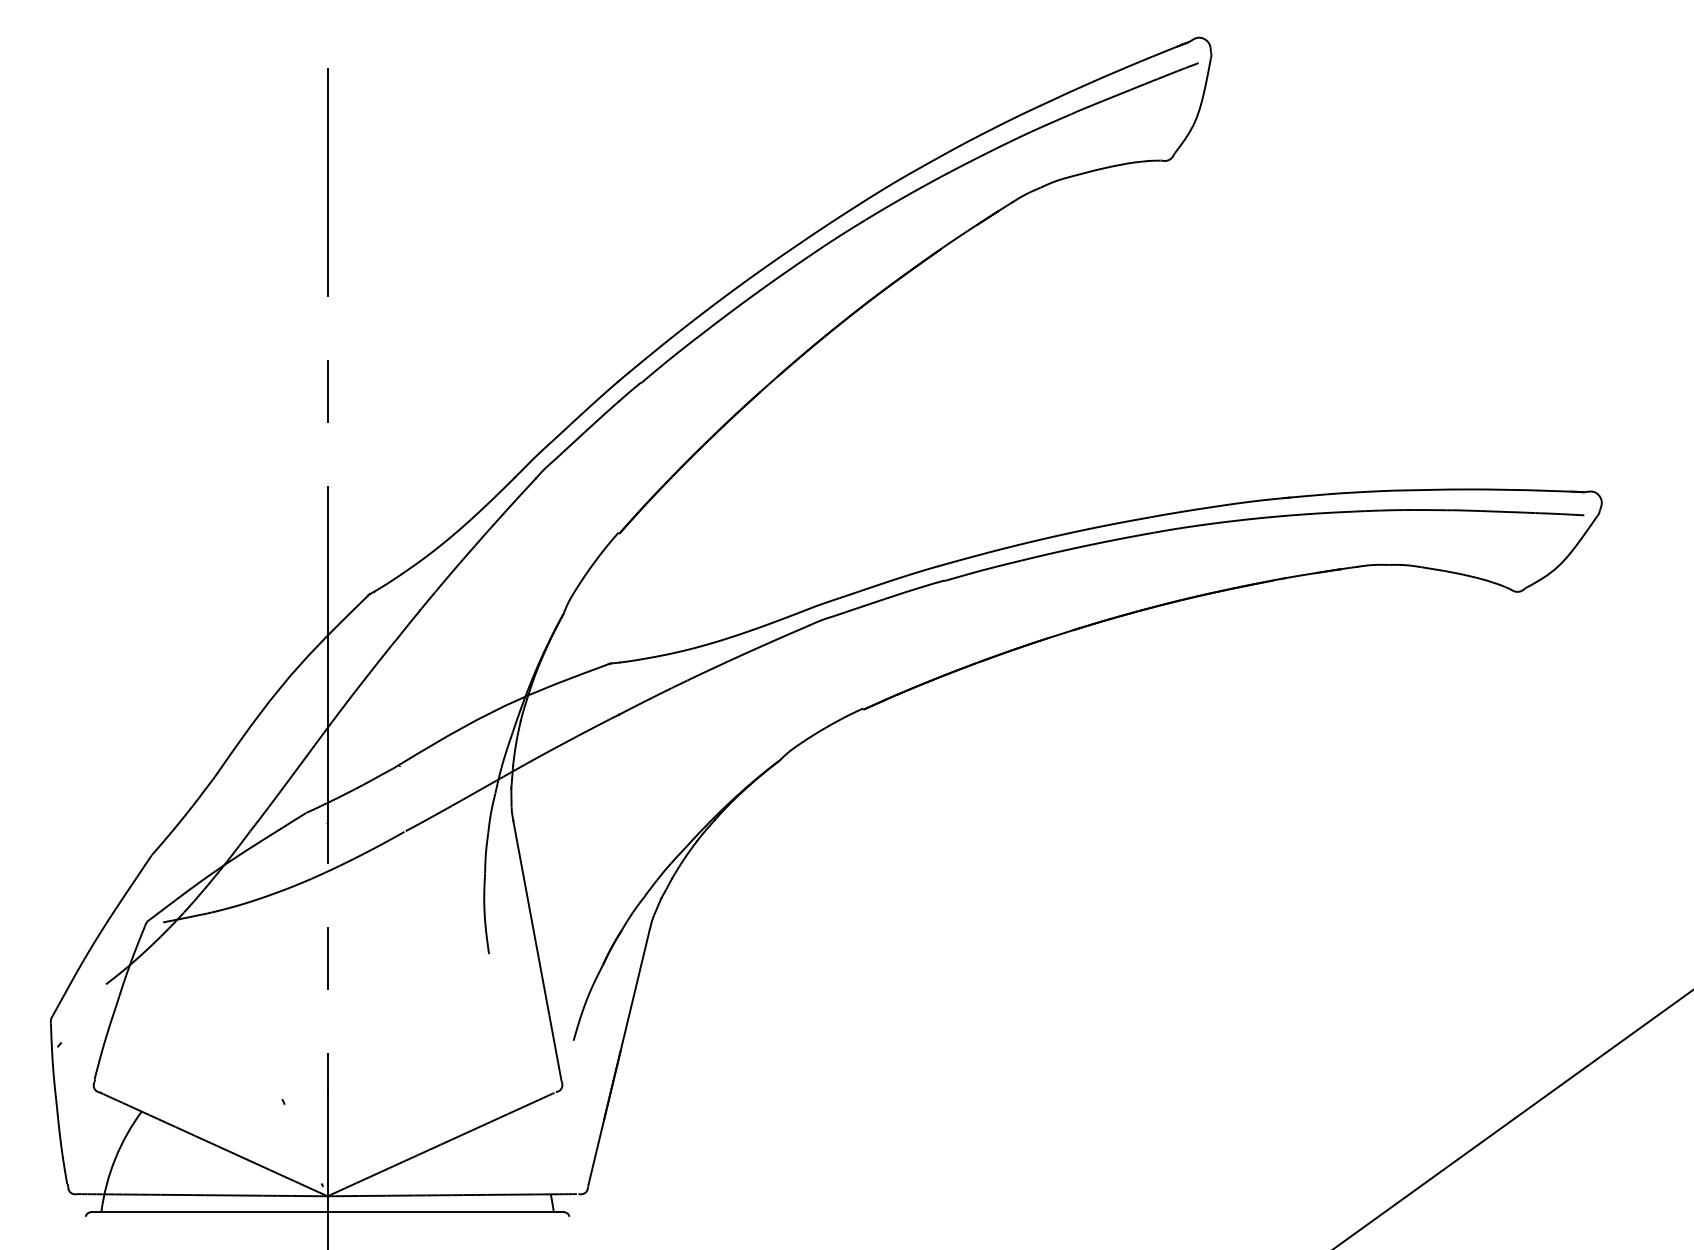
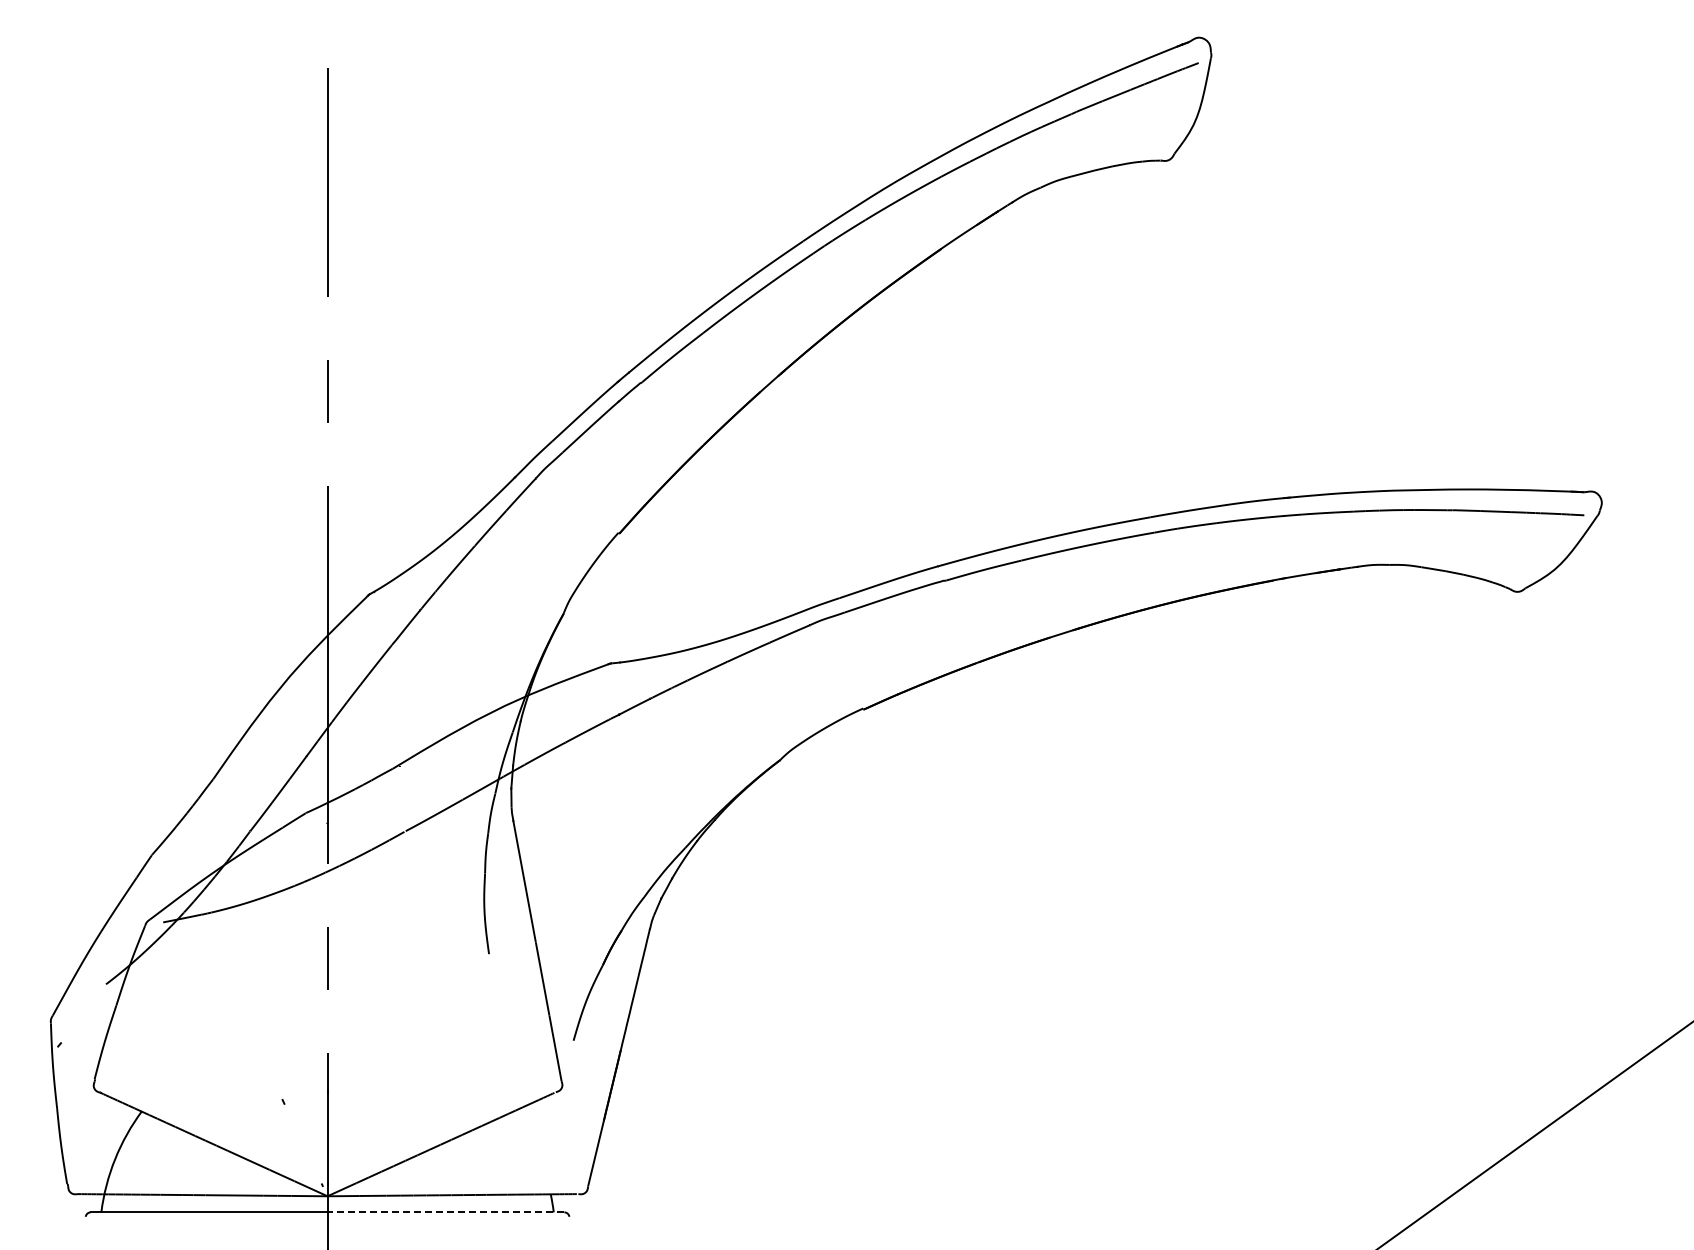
line position: (1513, 1118) -> (1535, 1134) (1535, 1134)
line: solid -> dashed (445, 1212)
